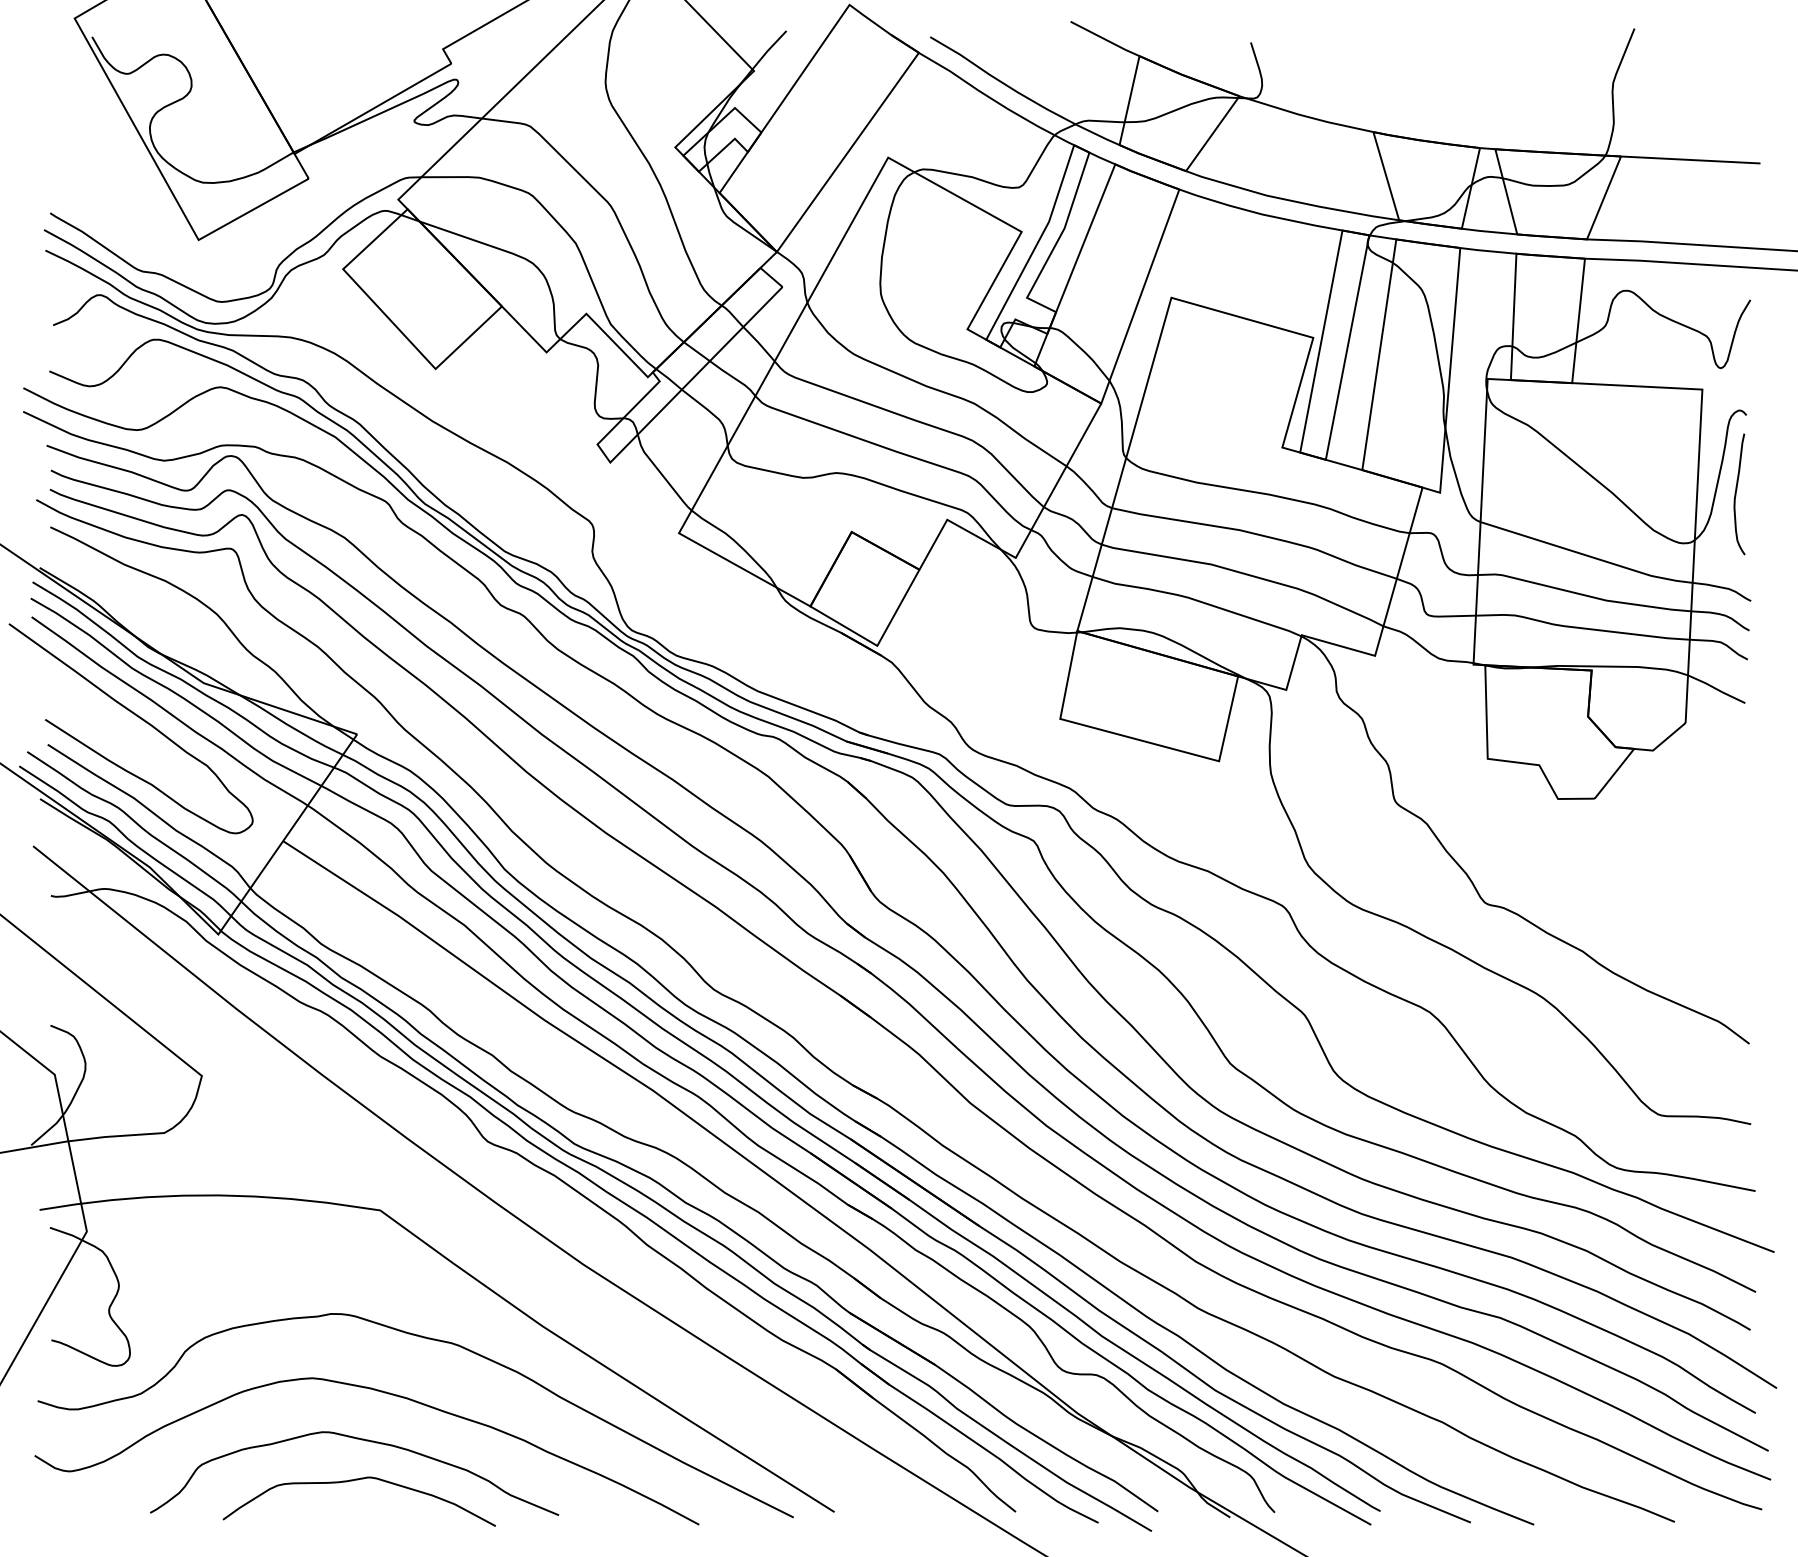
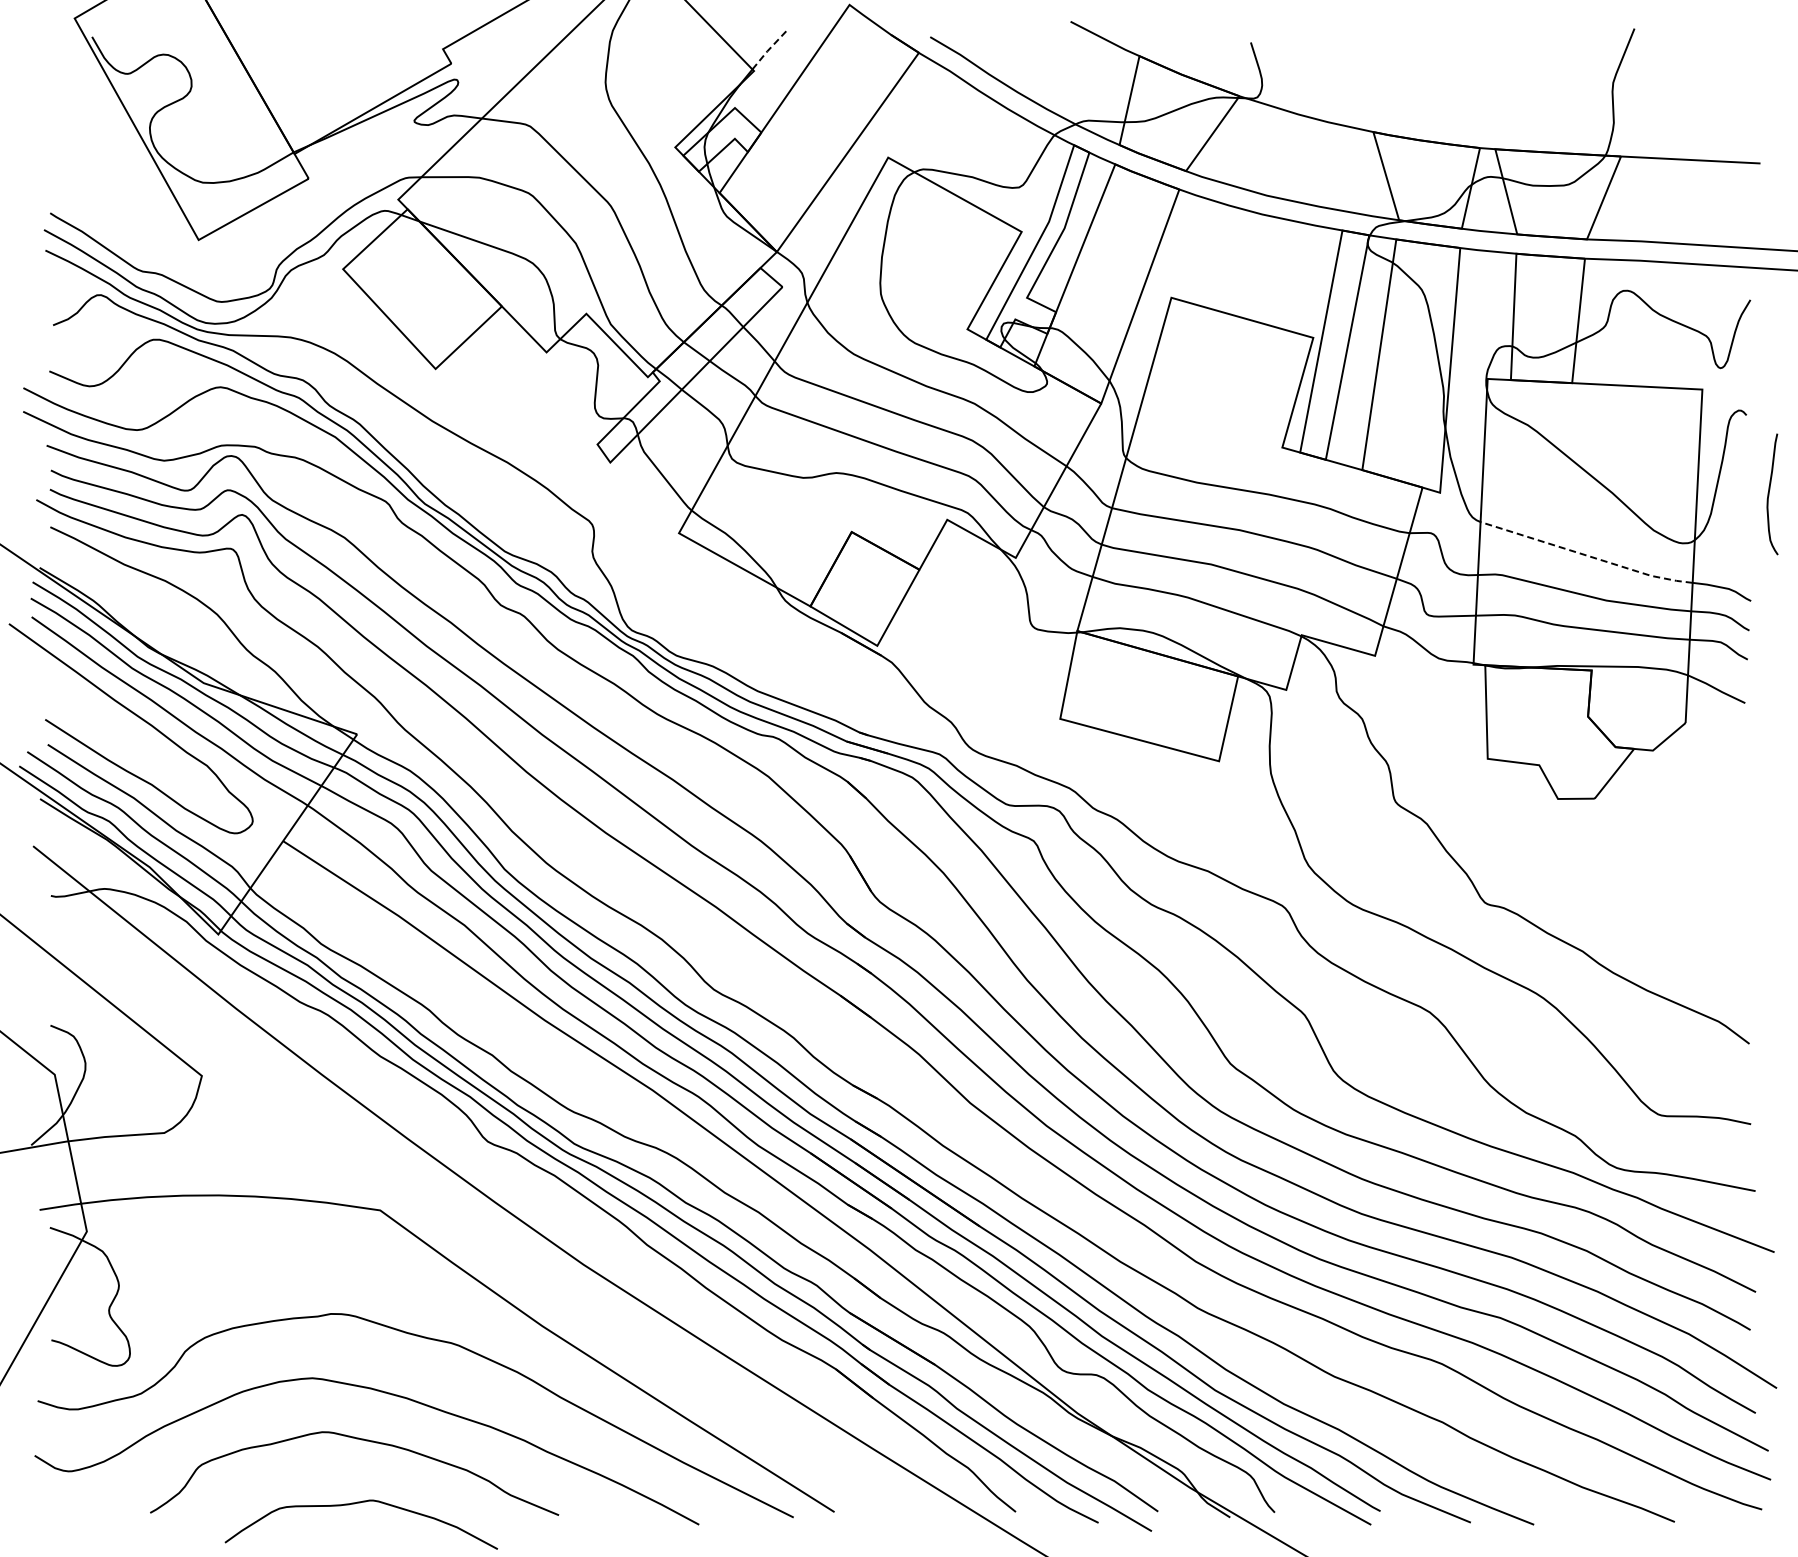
line: solid -> dashed (768, 49)
curve position: (1736, 494) -> (1769, 494) (1769, 494)
line: solid -> dashed (1587, 555)
curve position: (352, 1481) -> (354, 1504) (354, 1504)
